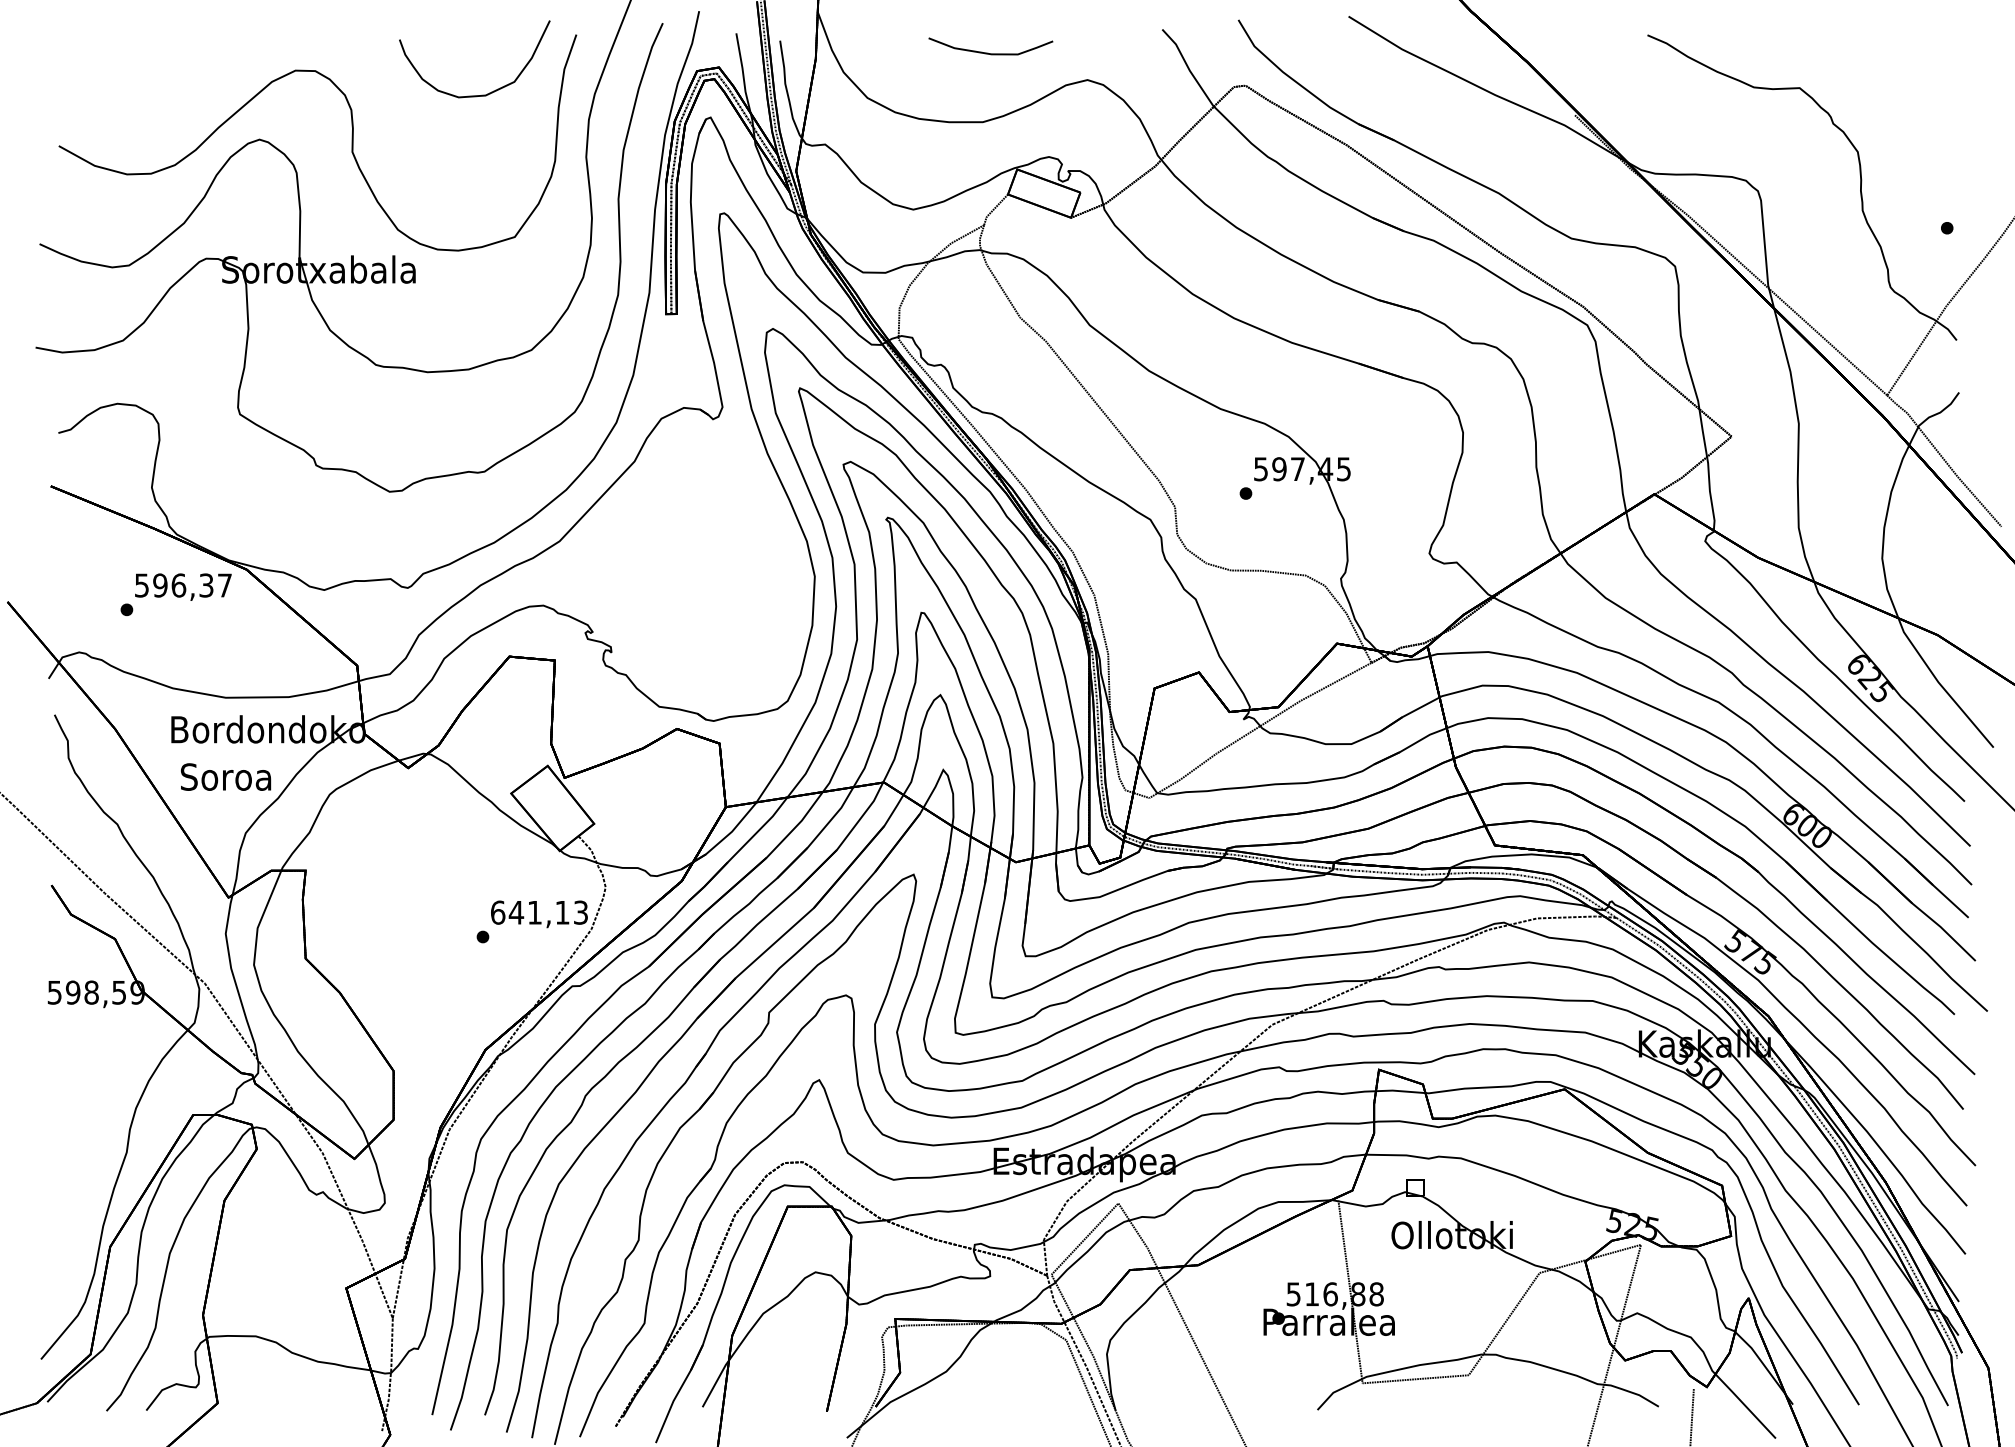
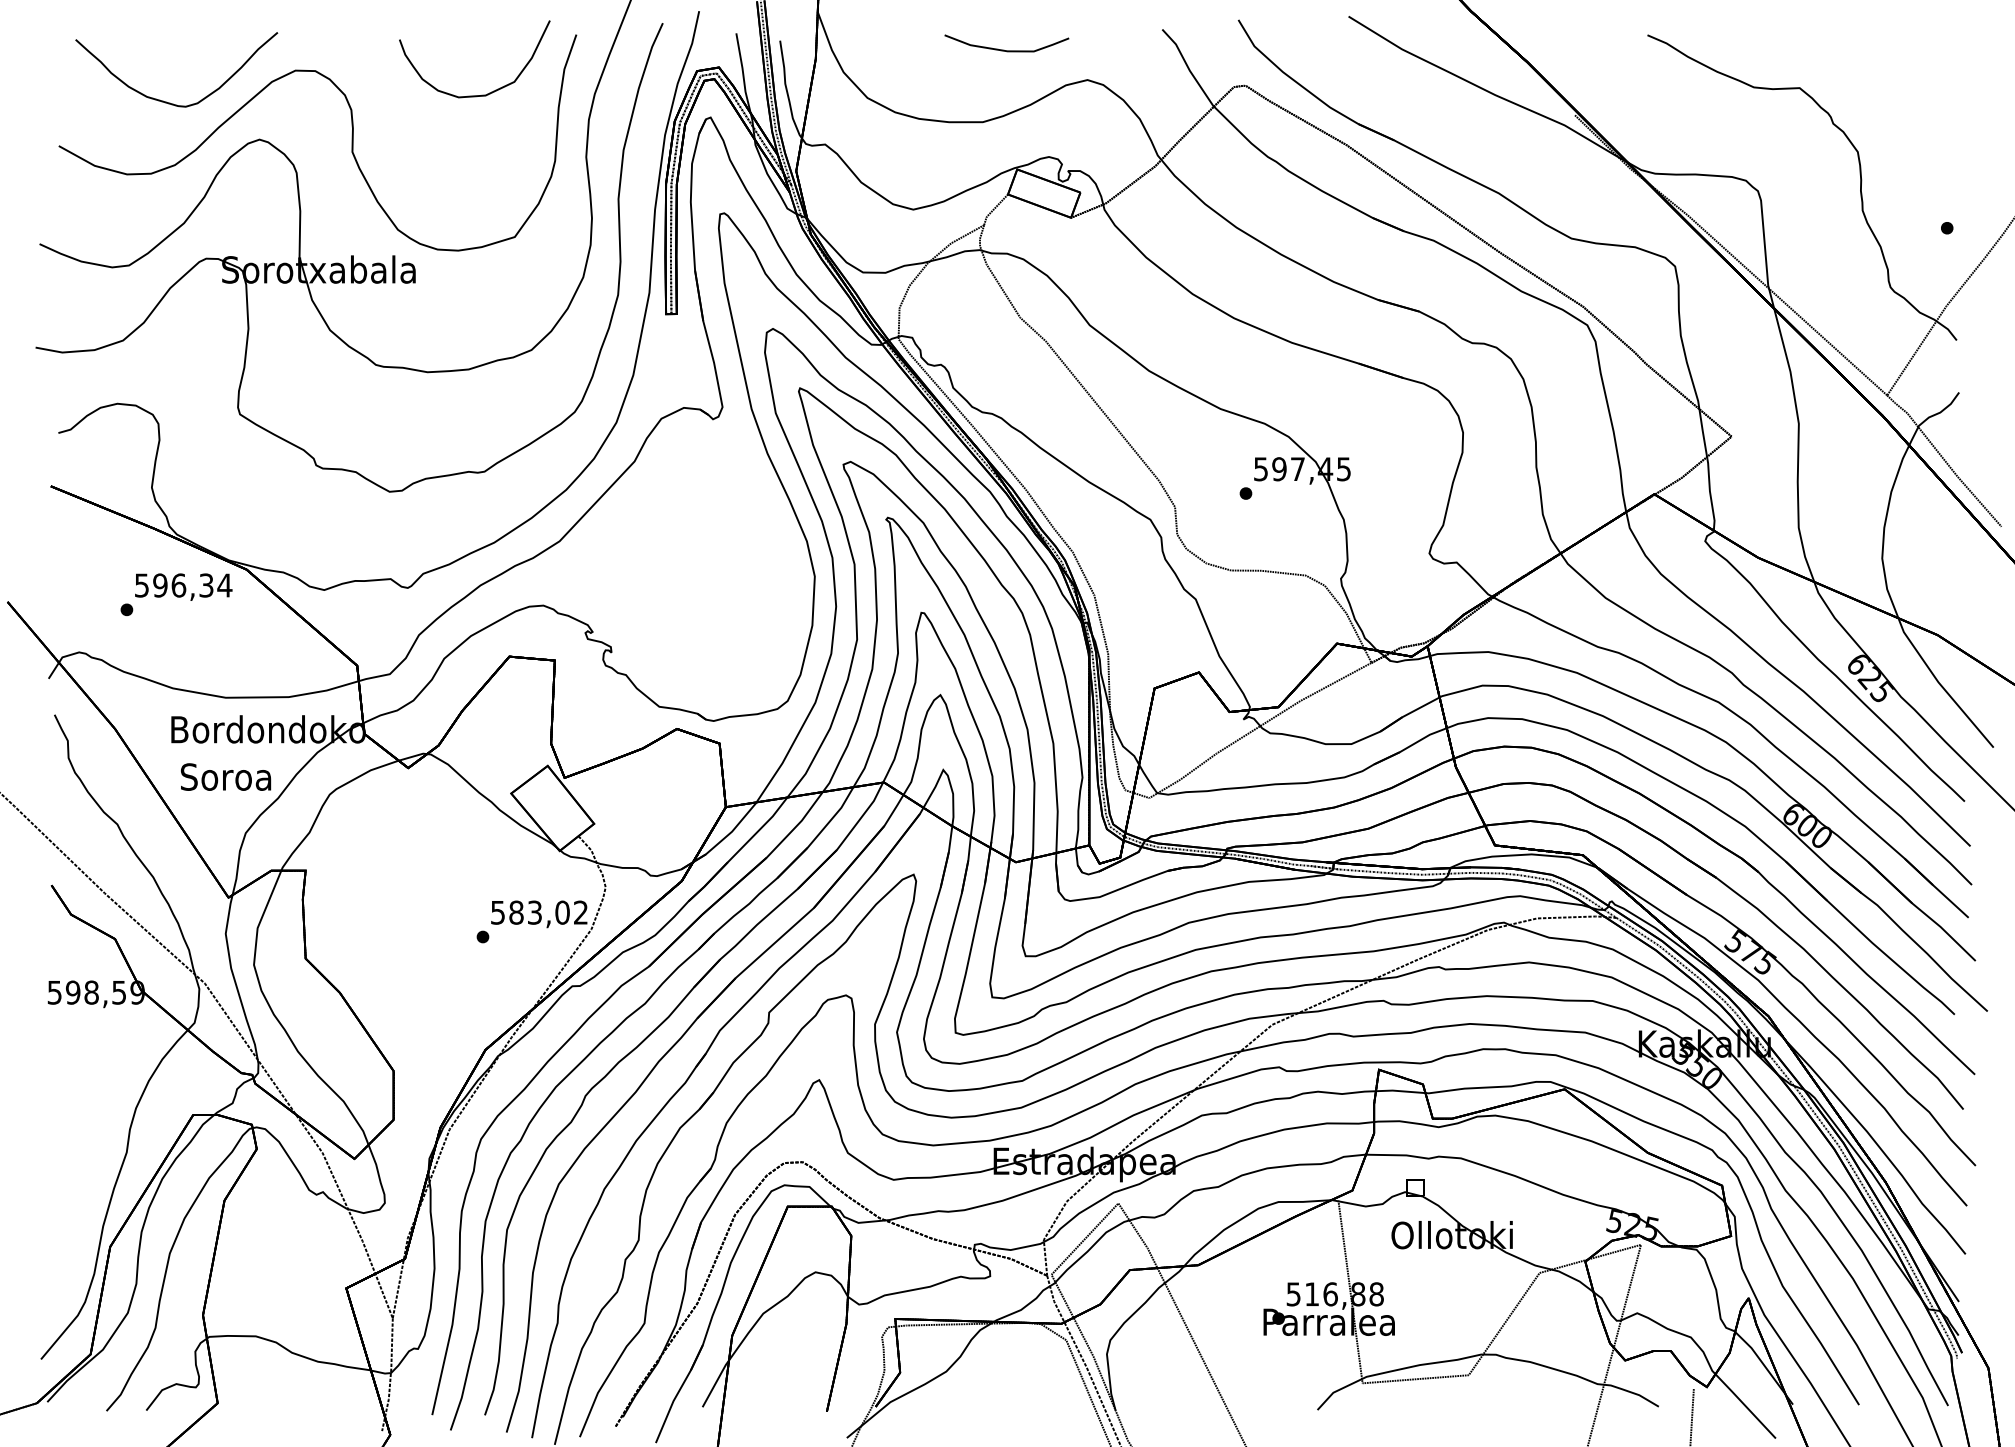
curve position: (988, 52) -> (1004, 49) (1004, 49)
curve: none -> present (166, 101)
text: 596,37 -> 596,34 (224, 585)
text: 641,13 -> 583,02 (539, 912)
